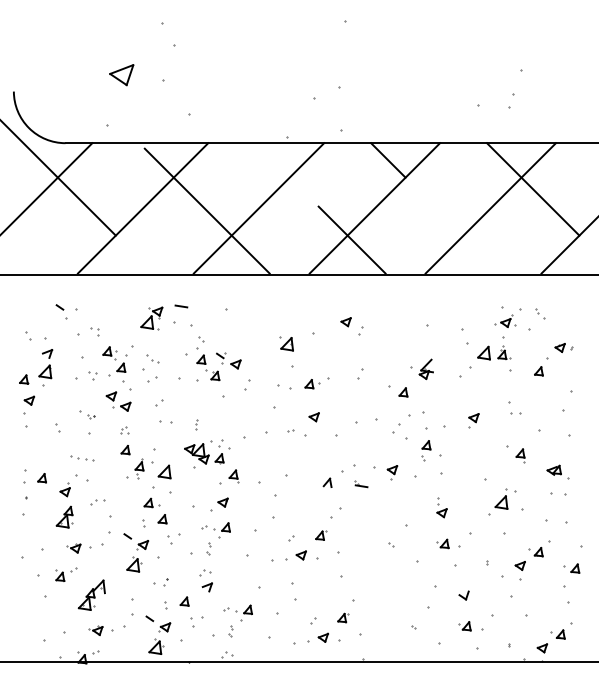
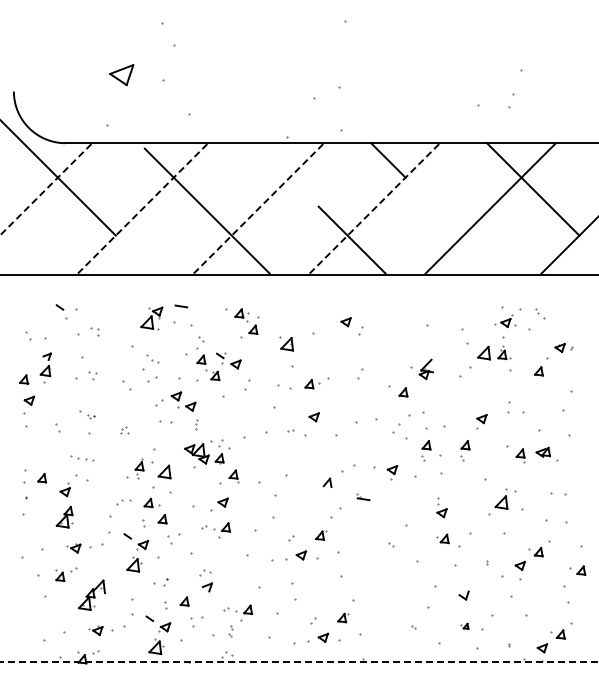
line: solid -> dashed (46, 188)
line: solid -> dashed (143, 208)
line: solid -> dashed (259, 208)
line: solid -> dashed (375, 208)
part position: (114, 361) -> (246, 323) (246, 323)
part size: 16x38 px -> 13x32 px (45, 367)
part position: (118, 401) -> (183, 401) (183, 401)
part size: 12x3 px -> 18x3 px (515, 412)
part position: (473, 420) -> (481, 421) (481, 421)
part: present -> none (125, 450)
part: none -> present (465, 450)
part position: (557, 471) -> (546, 453) (546, 453)
part position: (361, 484) -> (363, 497) (363, 497)
part position: (97, 502) -> (123, 502) (123, 502)
part position: (442, 543) -> (442, 538) (442, 538)
part: present -> none (208, 548)
part position: (571, 568) -> (577, 570) (577, 570)
part size: 14x11 px -> 10x8 px (464, 625)
line: solid -> dashed (299, 662)
